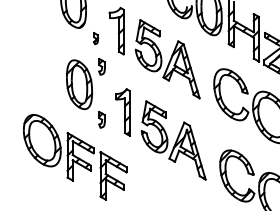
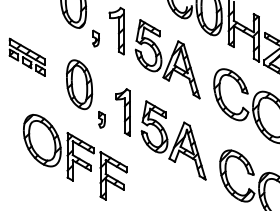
part size: 7x13 px -> 8x19 px (95, 38)
part: none -> present (26, 56)
part: present -> none (101, 66)
